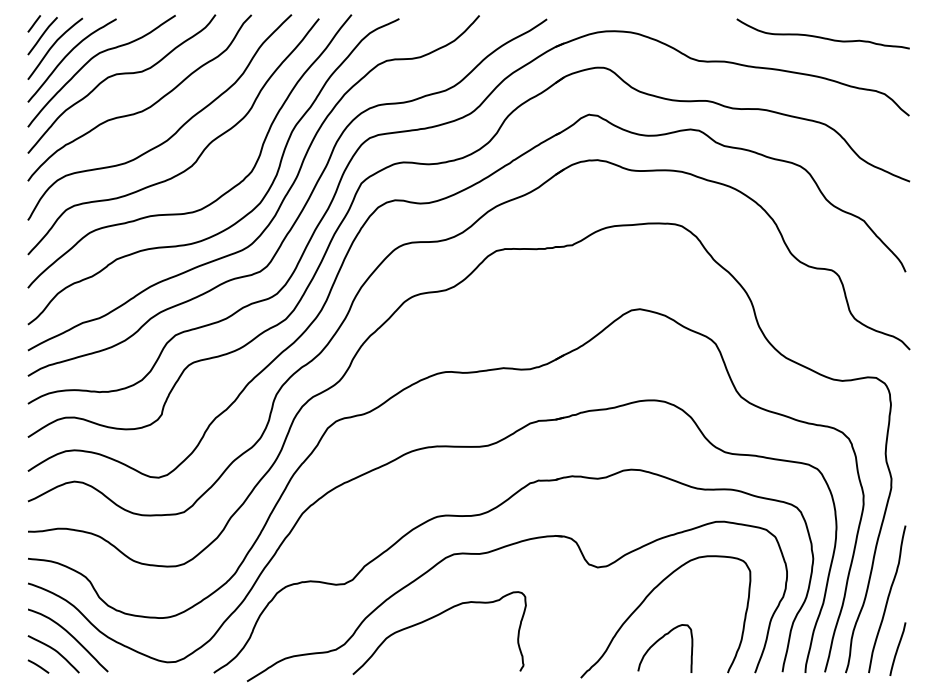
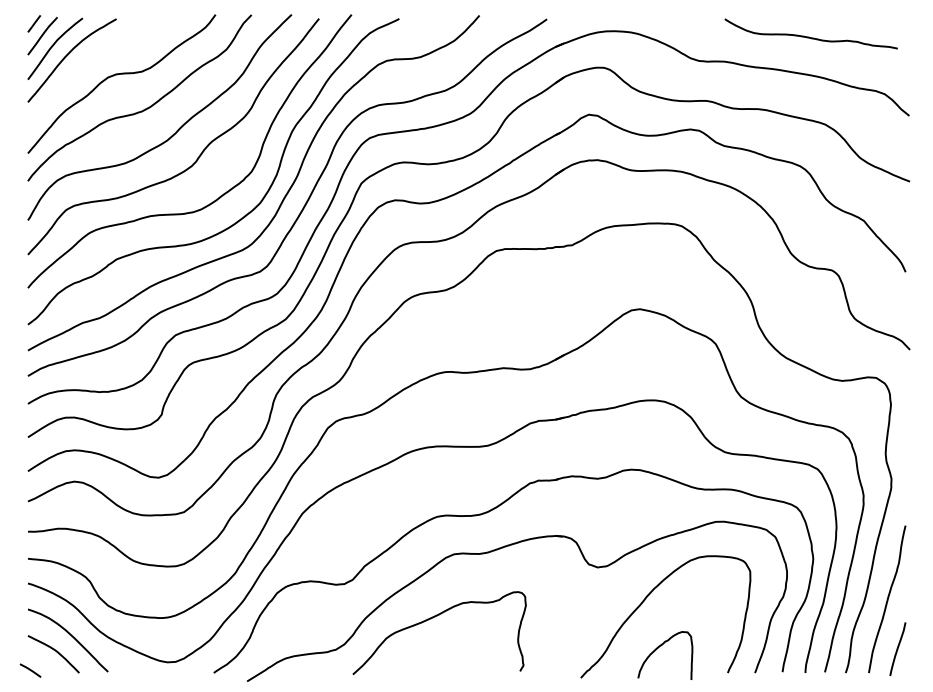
curve position: (821, 36) -> (809, 36) (809, 36)
curve: present -> none (91, 60)
curve position: (661, 639) -> (661, 646) (661, 646)
line position: (38, 666) -> (30, 670) (30, 670)
